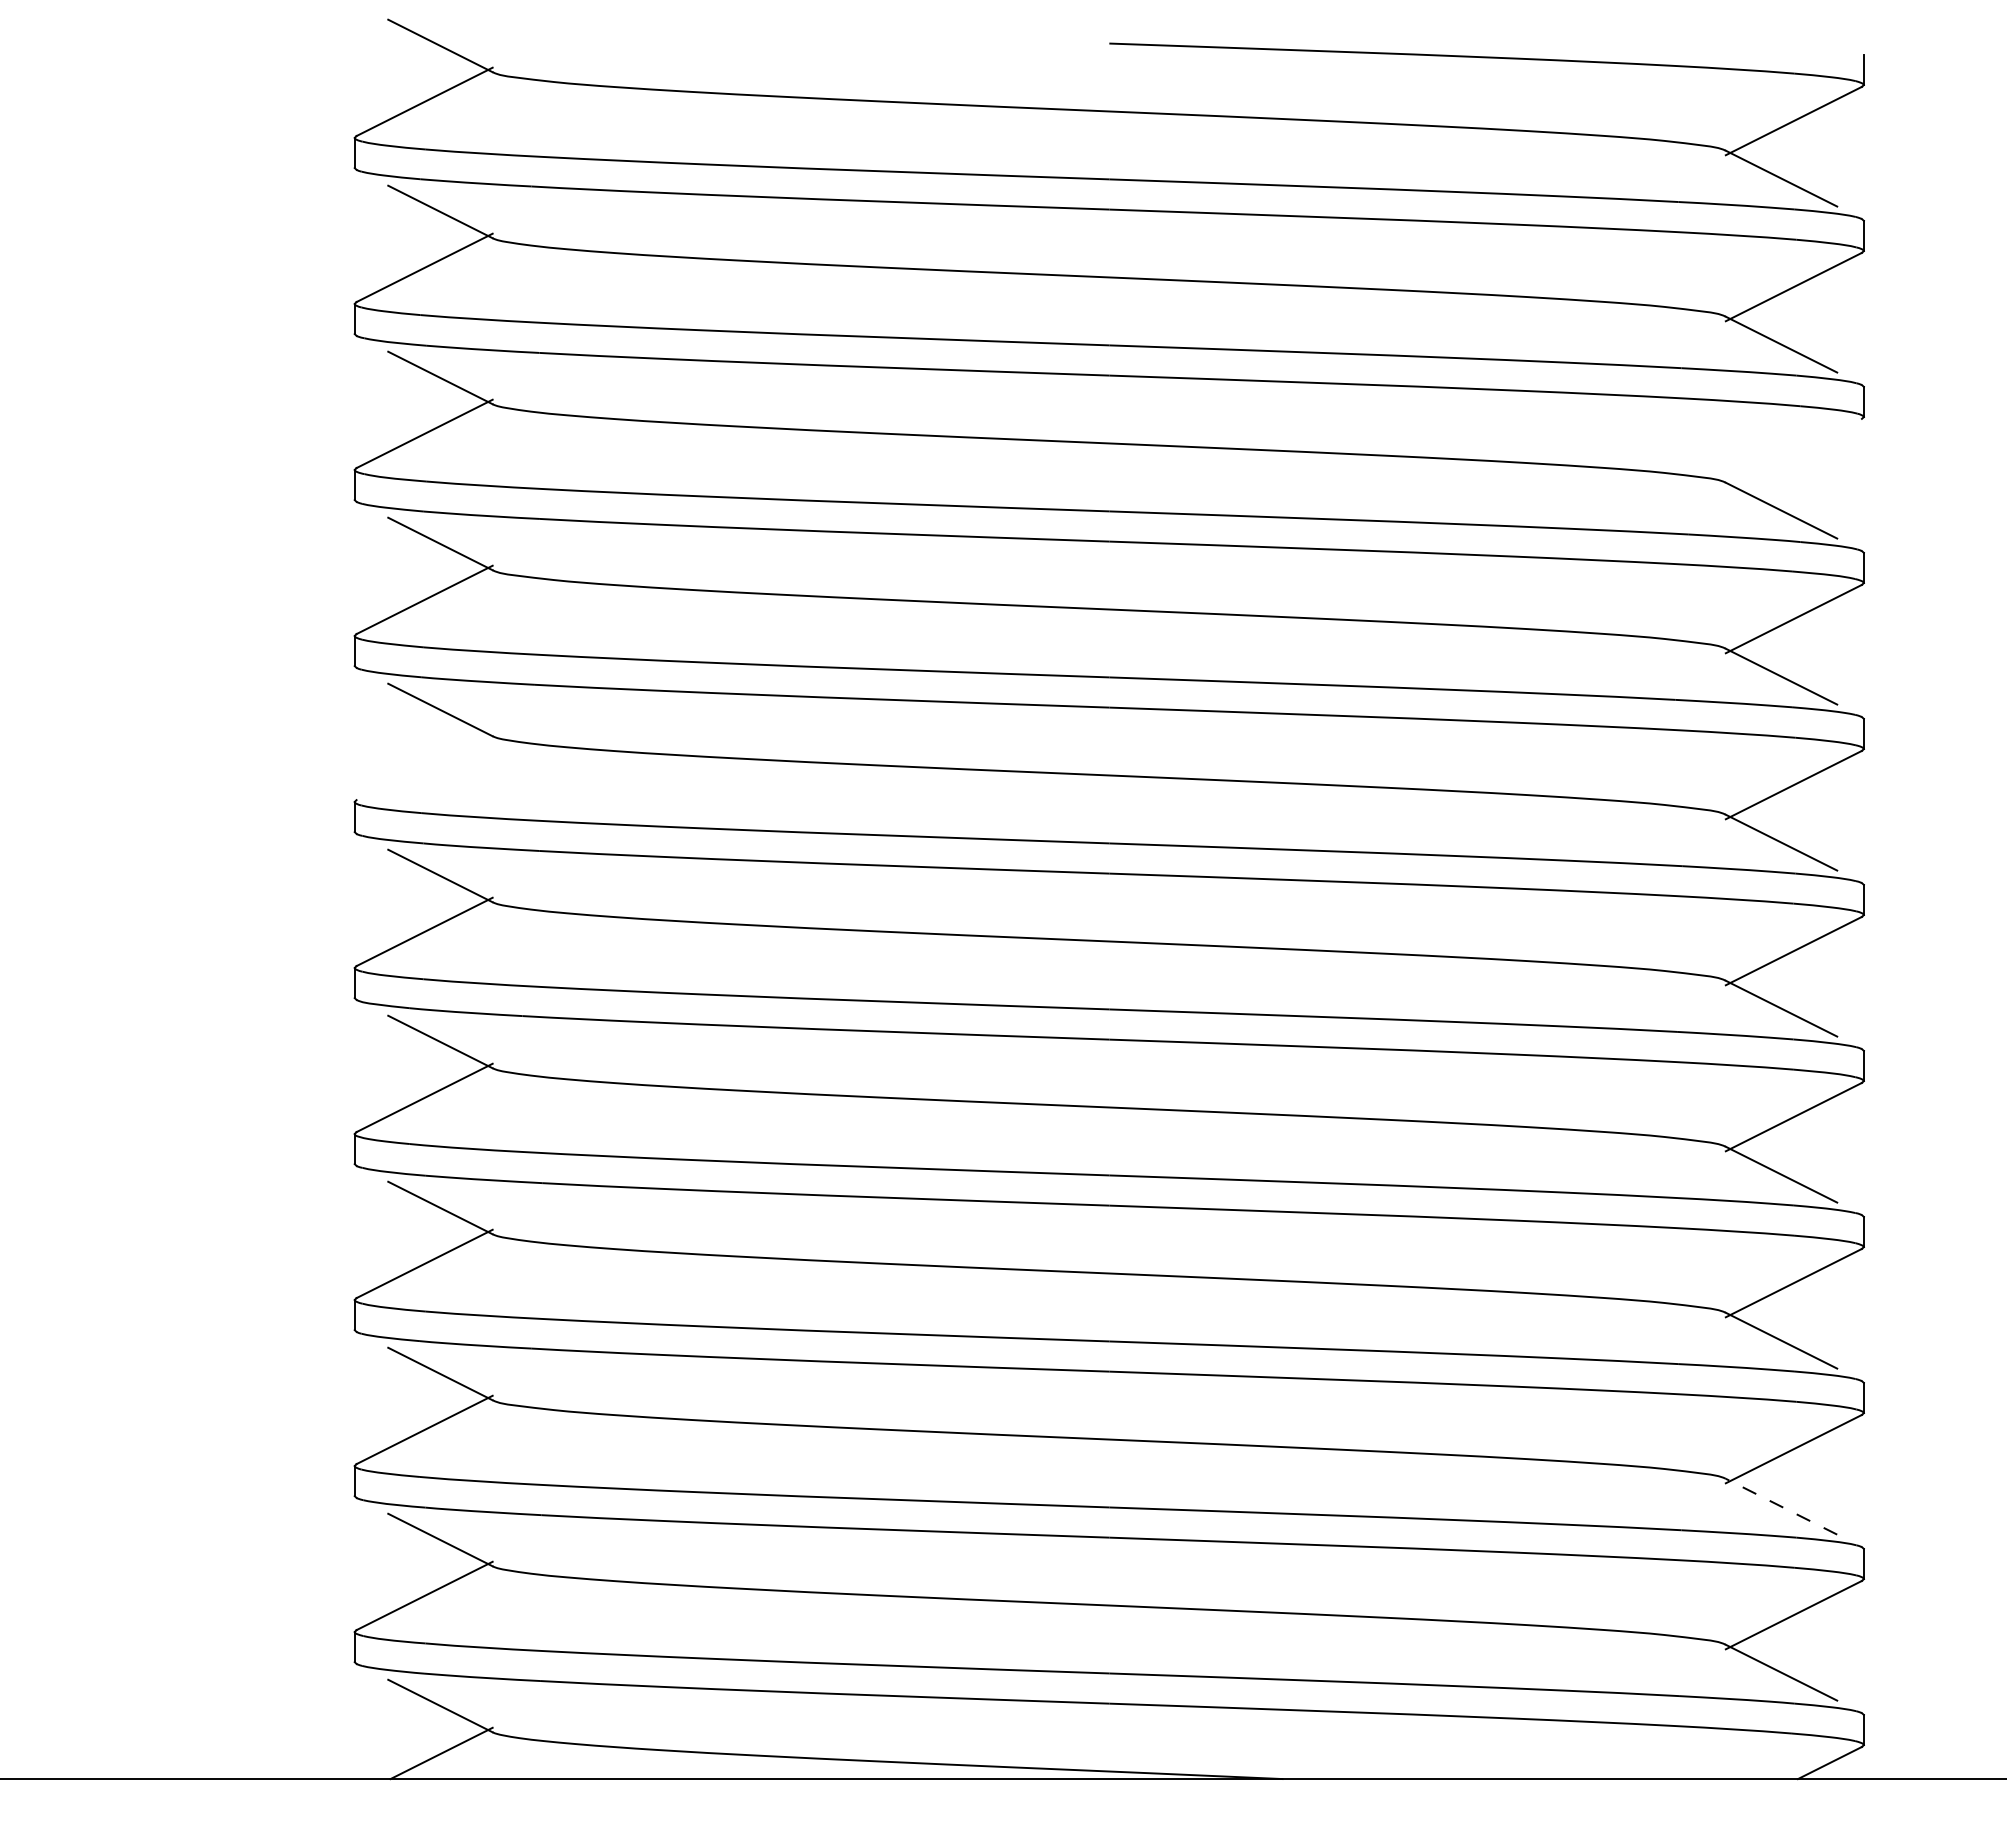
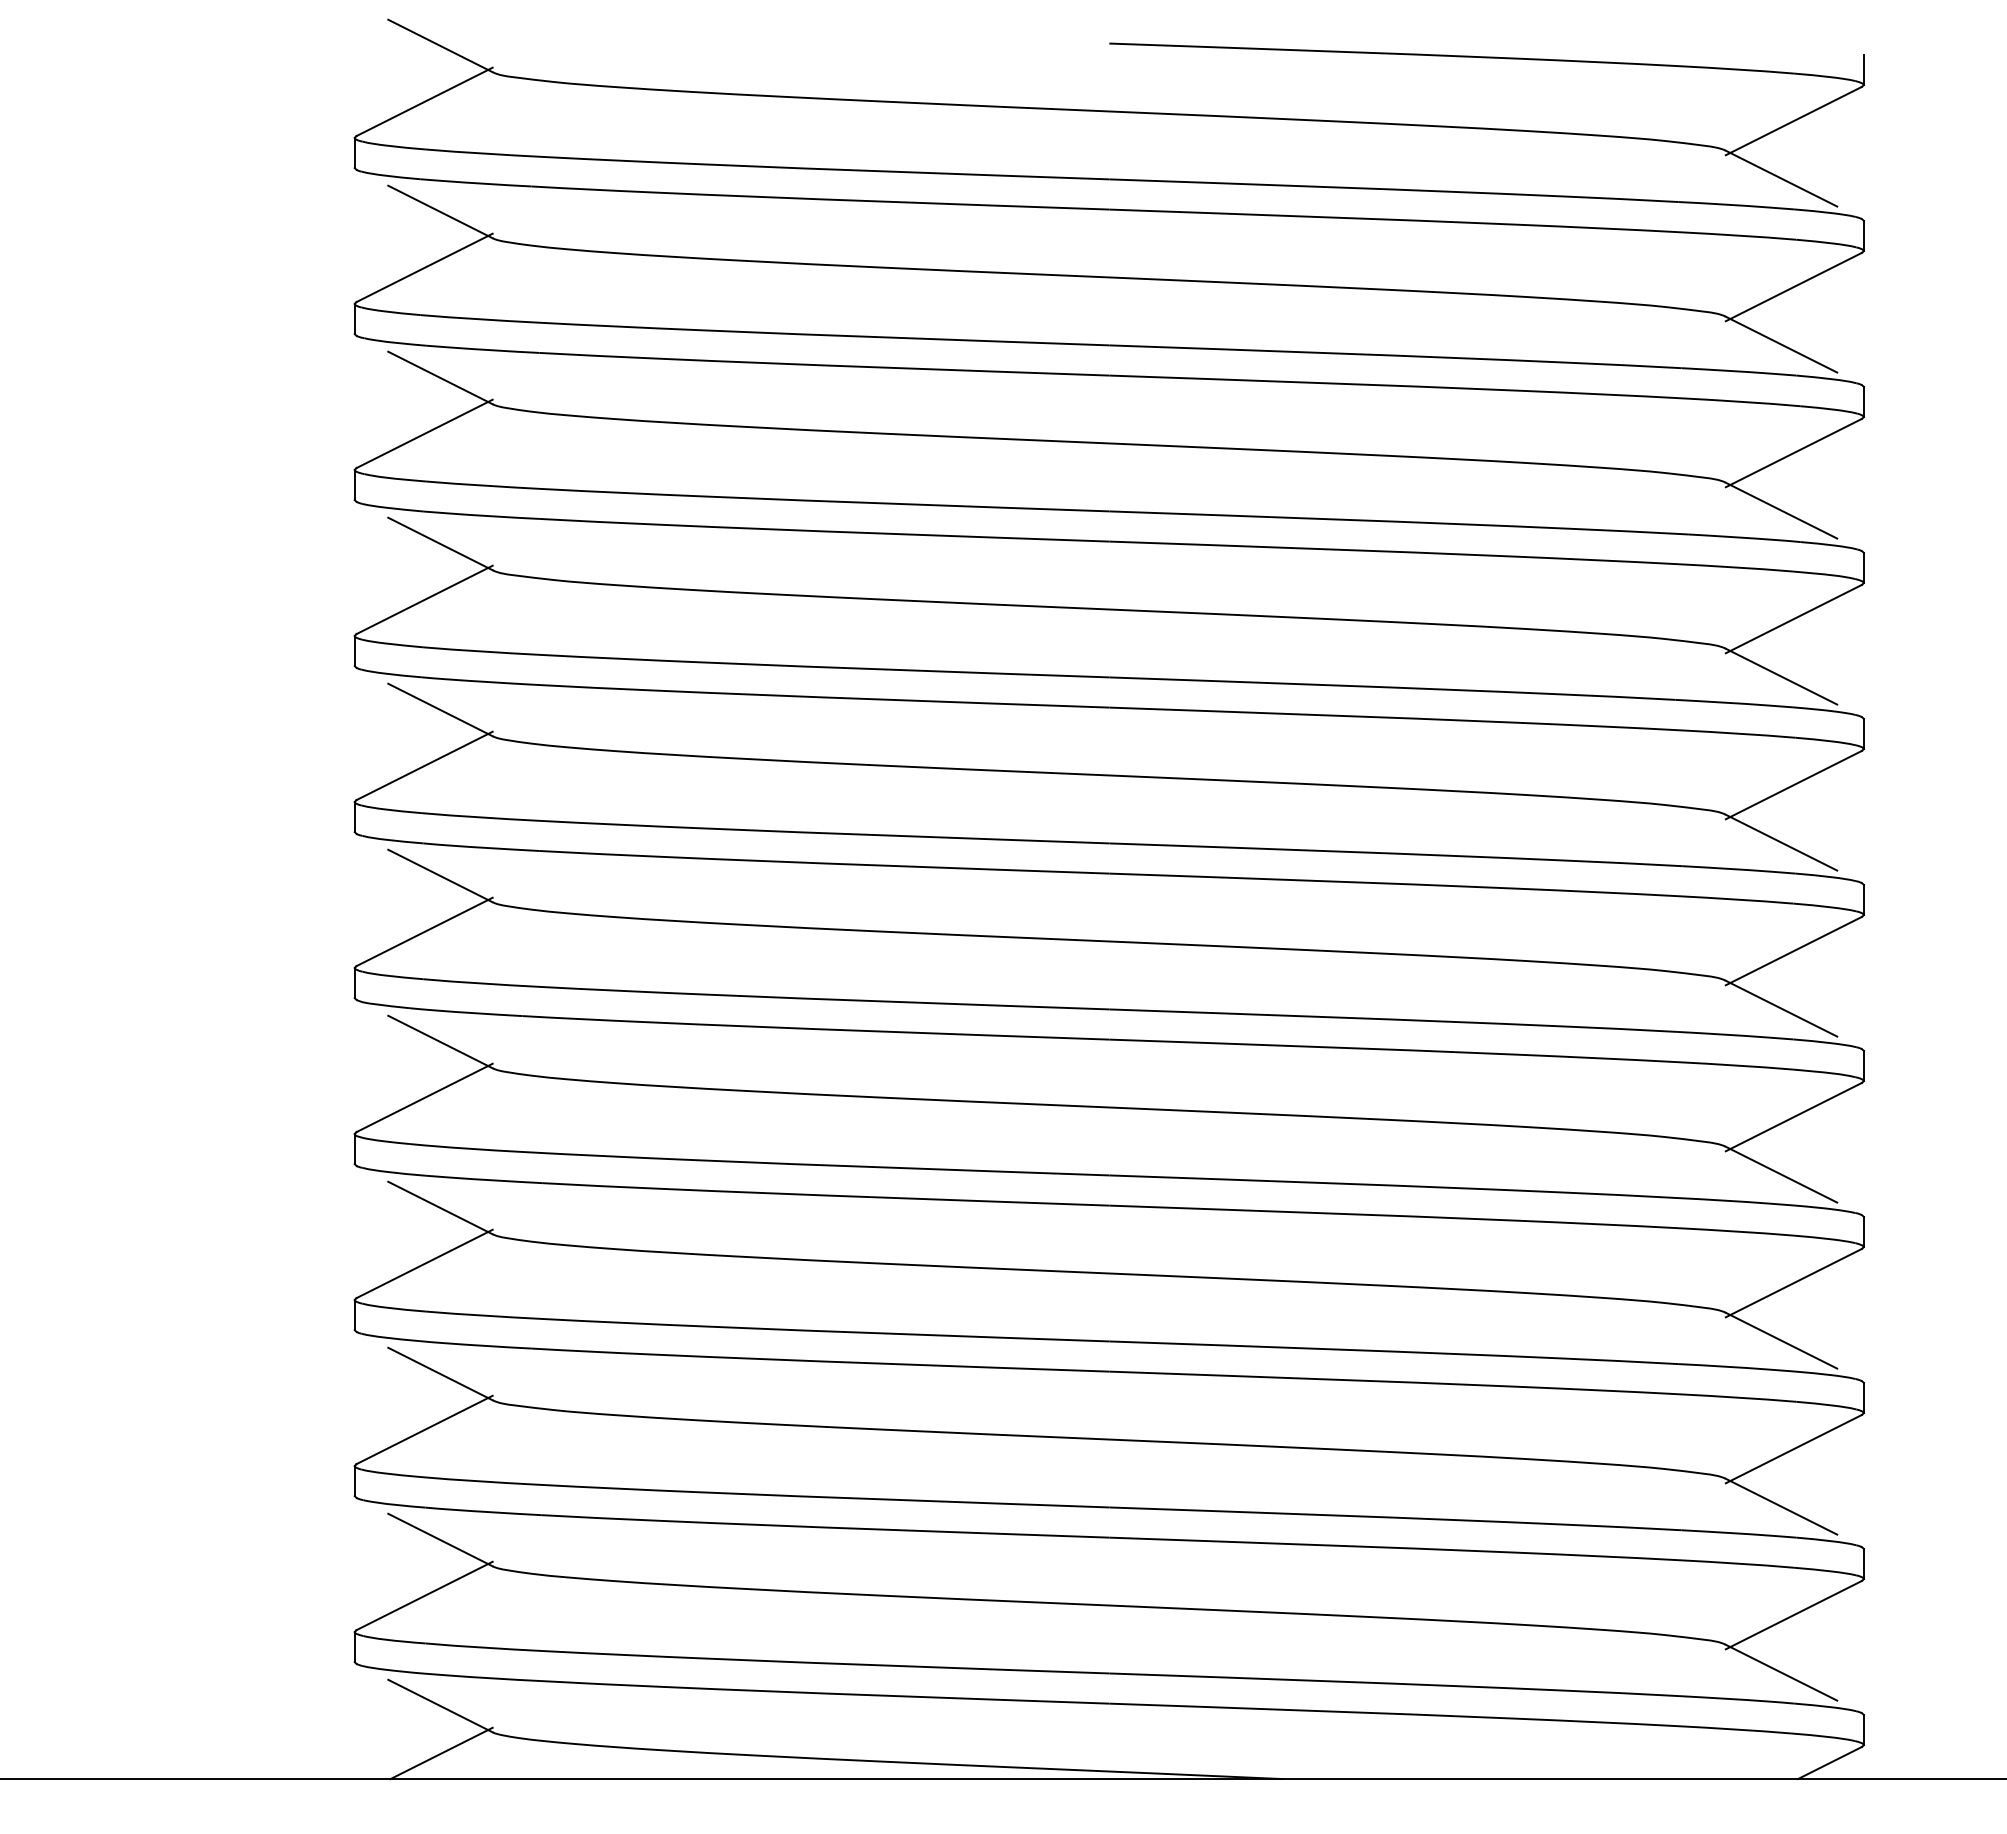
line: none -> present (1793, 452)
line: none -> present (424, 765)
line: dashed -> solid (1781, 1506)
